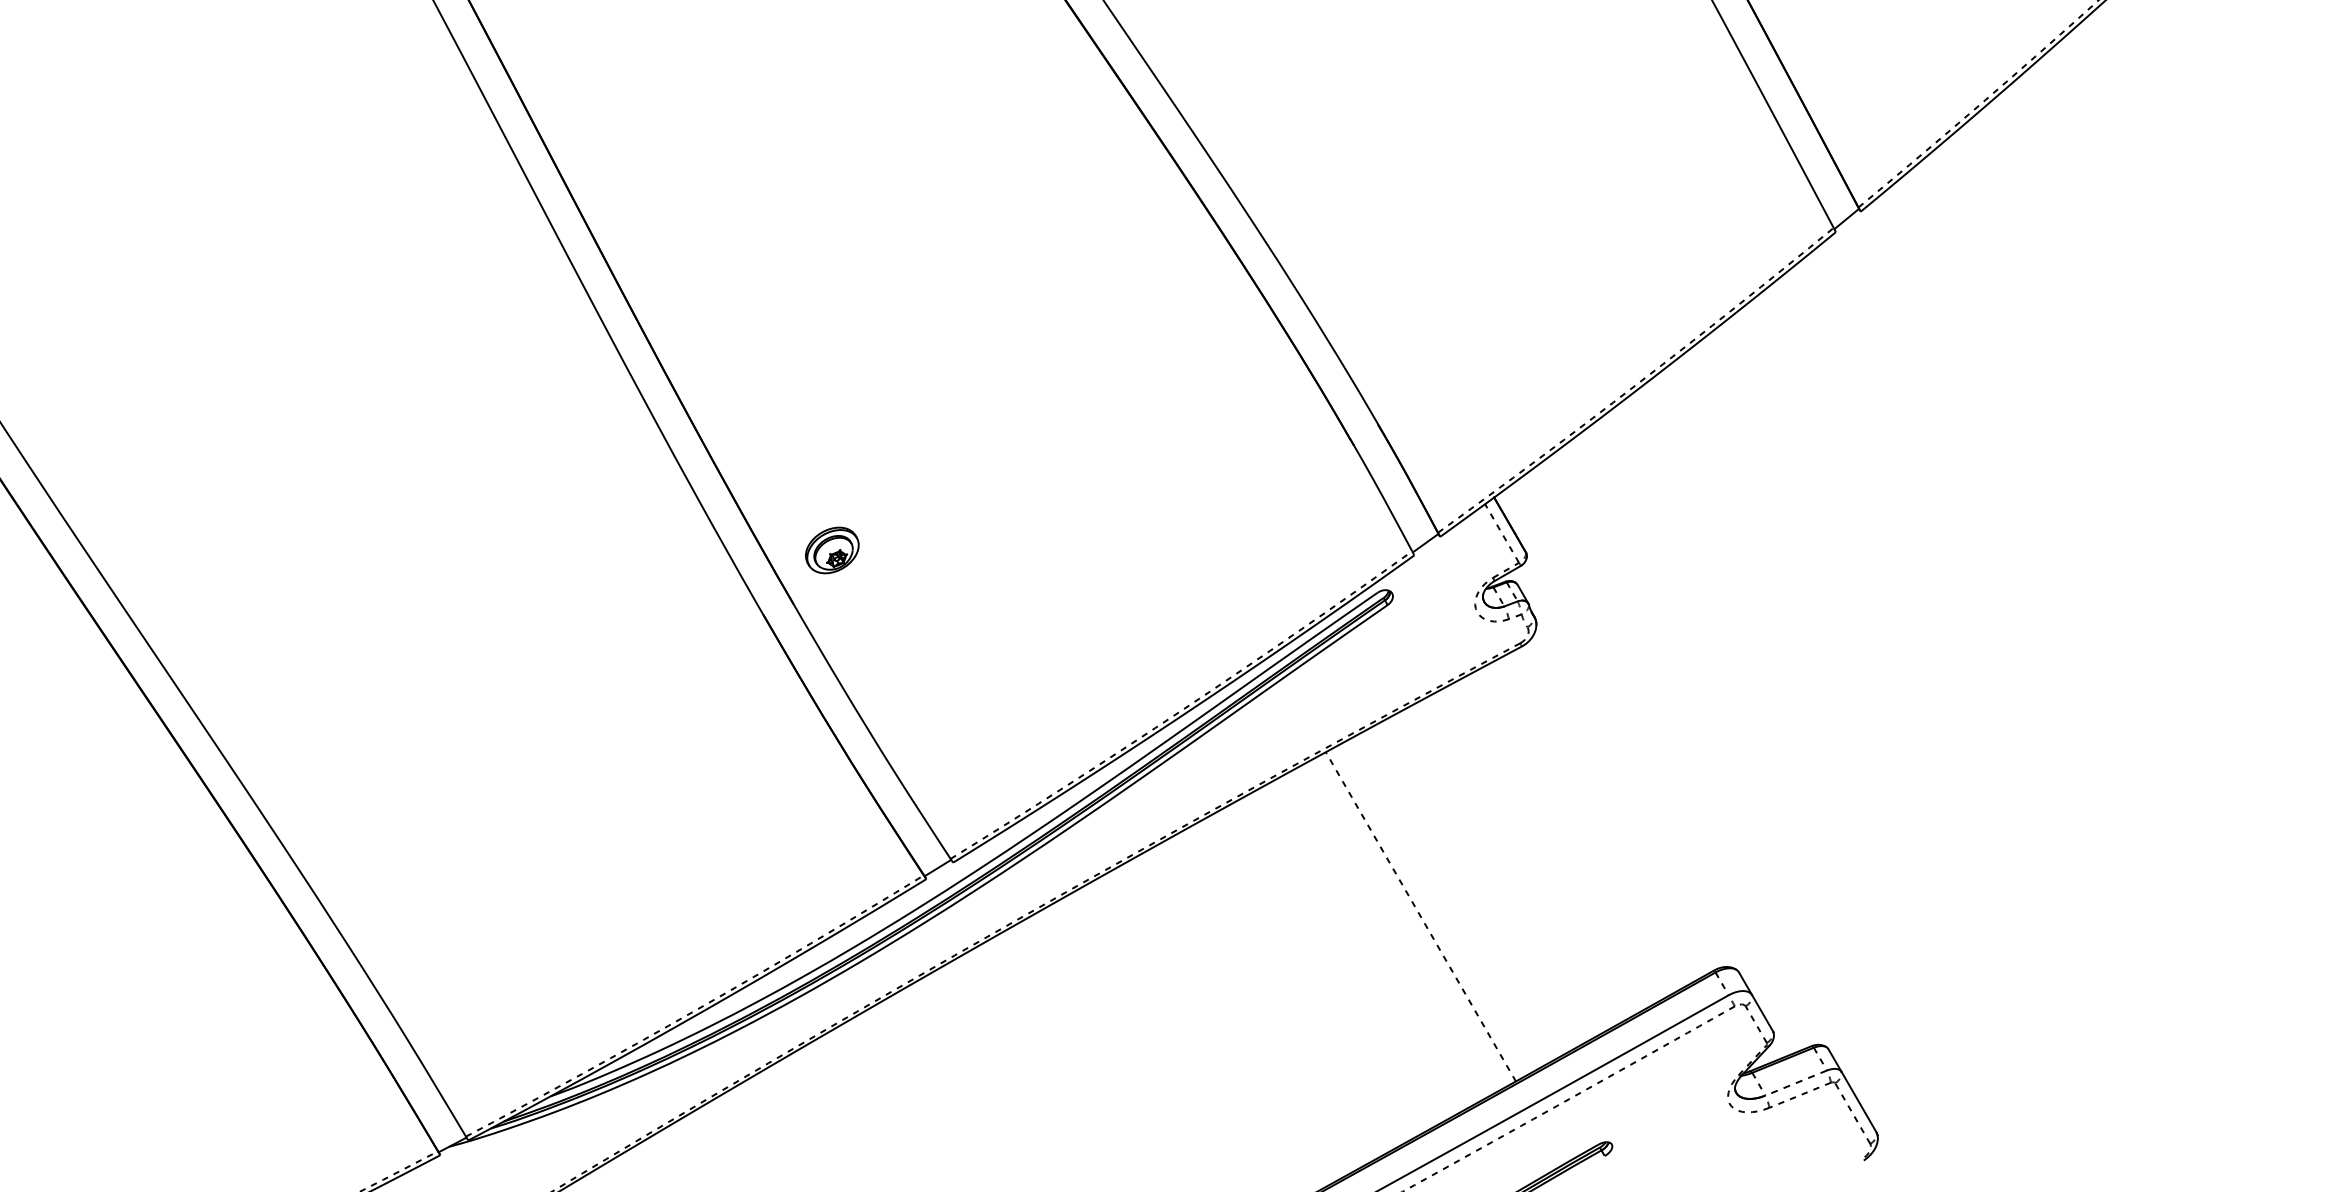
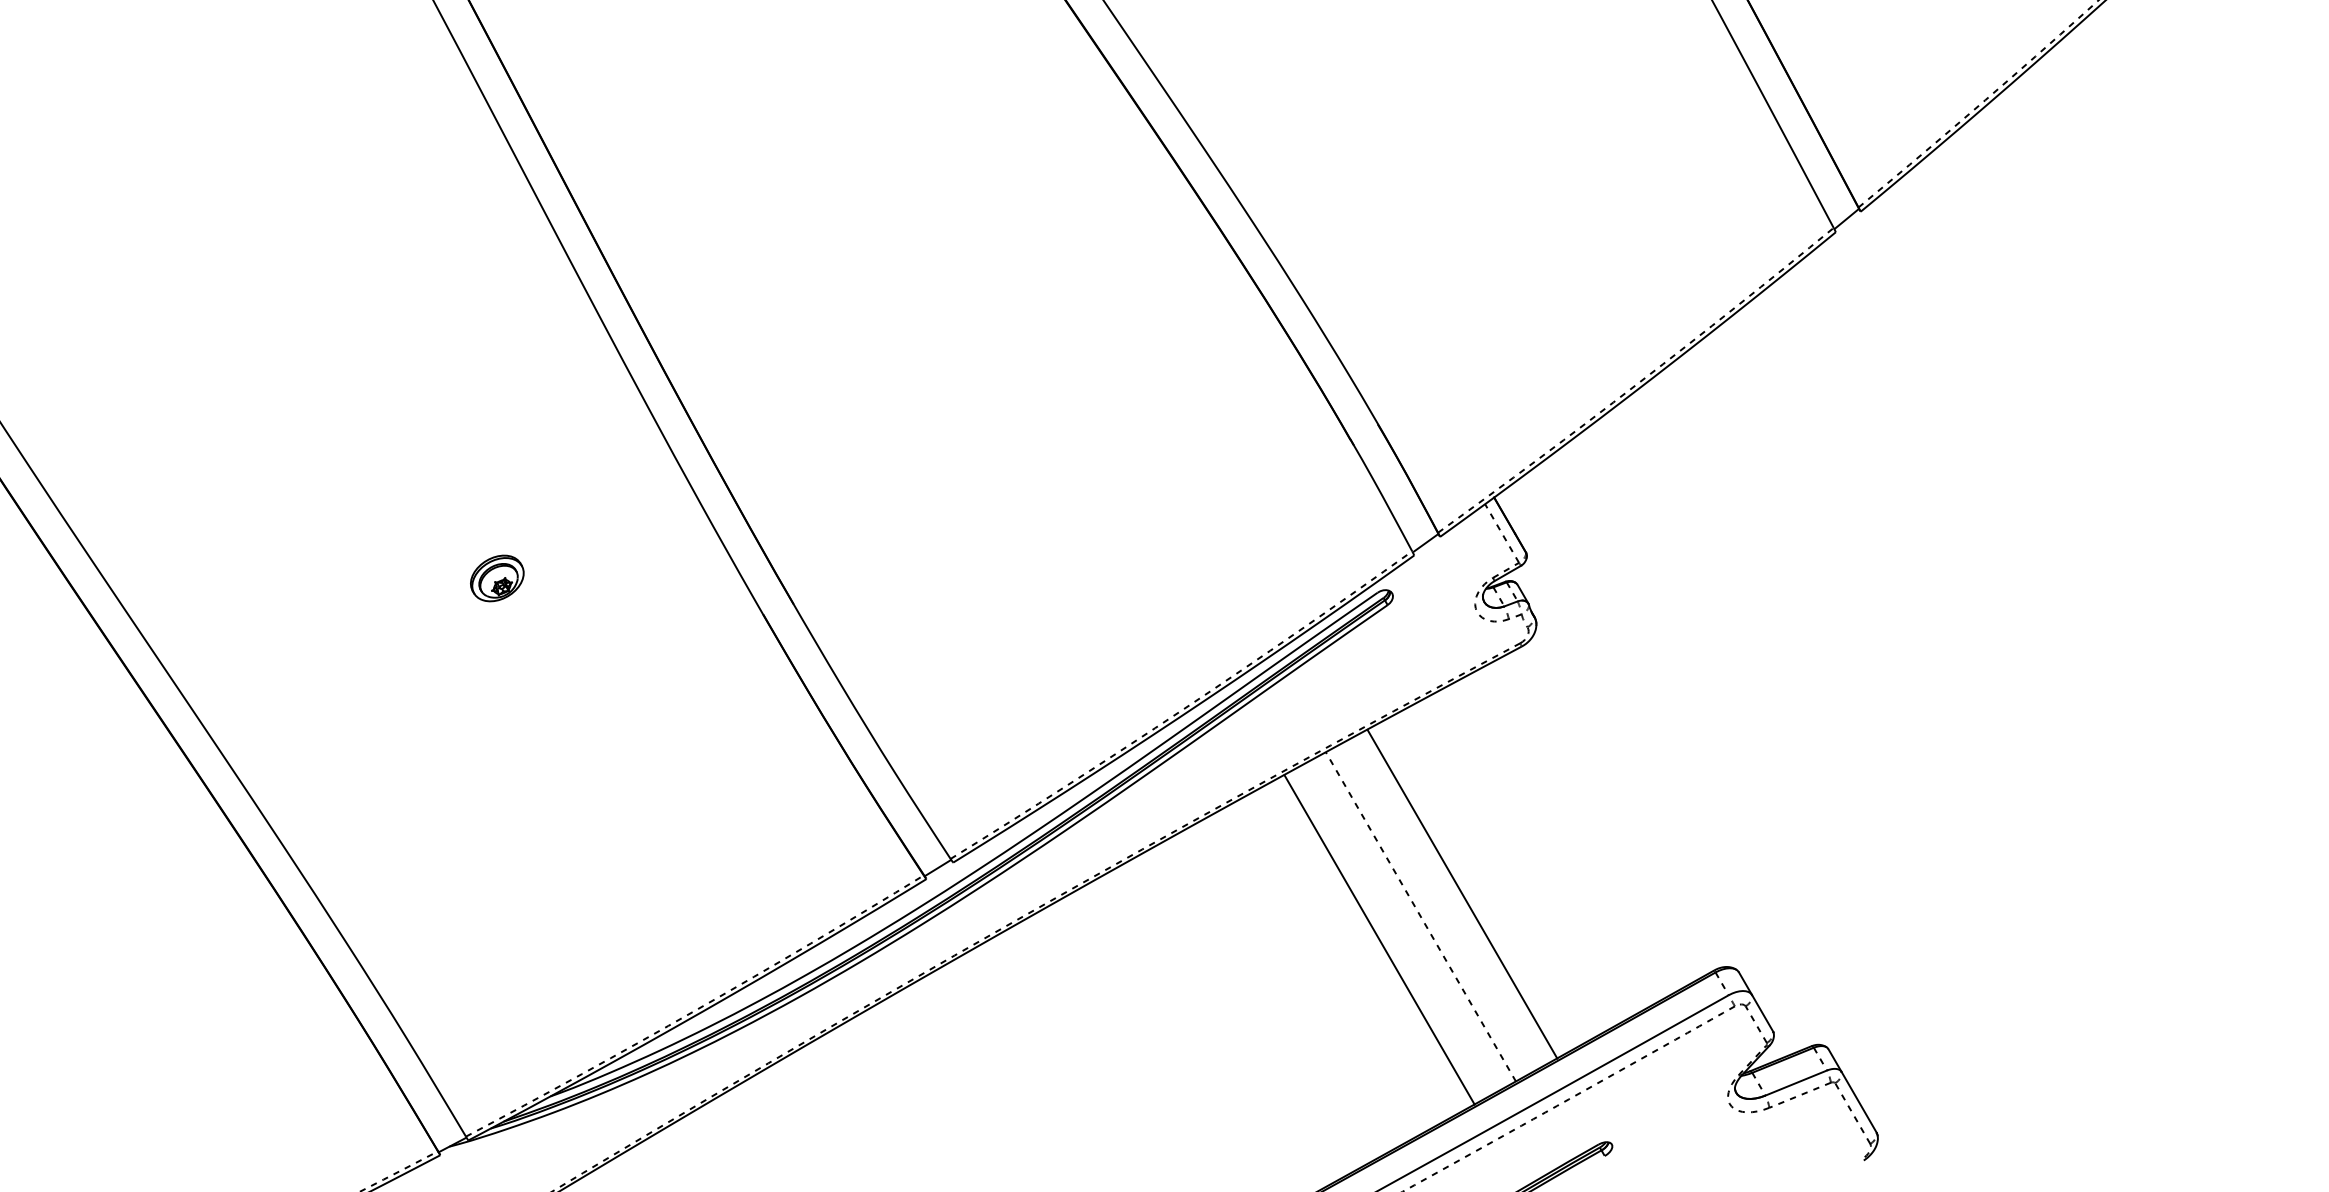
part position: (832, 550) -> (497, 578) (497, 578)
line: none -> present (1462, 893)
line: none -> present (1379, 939)
line: dashed -> solid (1795, 1083)
